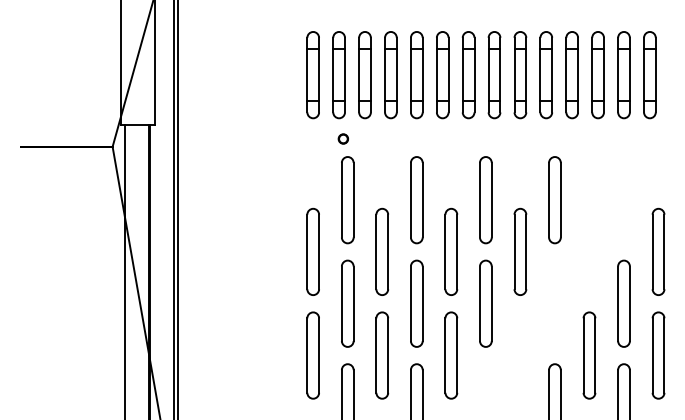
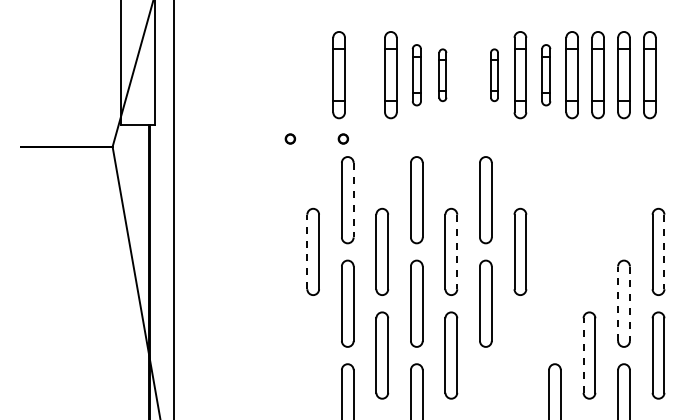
part: present -> none (312, 75)
part: present -> none (364, 75)
part size: 14x89 px -> 11x63 px (416, 75)
part size: 14x89 px -> 10x54 px (442, 74)
part: present -> none (468, 75)
part size: 15x89 px -> 9x55 px (494, 75)
part size: 14x89 px -> 11x63 px (546, 75)
part: none -> present (289, 138)
line: solid -> dashed (353, 200)
part: present -> none (554, 200)
line: present -> none (177, 209)
line: solid -> dashed (307, 251)
line: solid -> dashed (457, 252)
line: solid -> dashed (664, 252)
line: present -> none (124, 270)
line: solid -> dashed (618, 303)
line: solid -> dashed (629, 304)
part: present -> none (312, 355)
line: solid -> dashed (583, 355)
